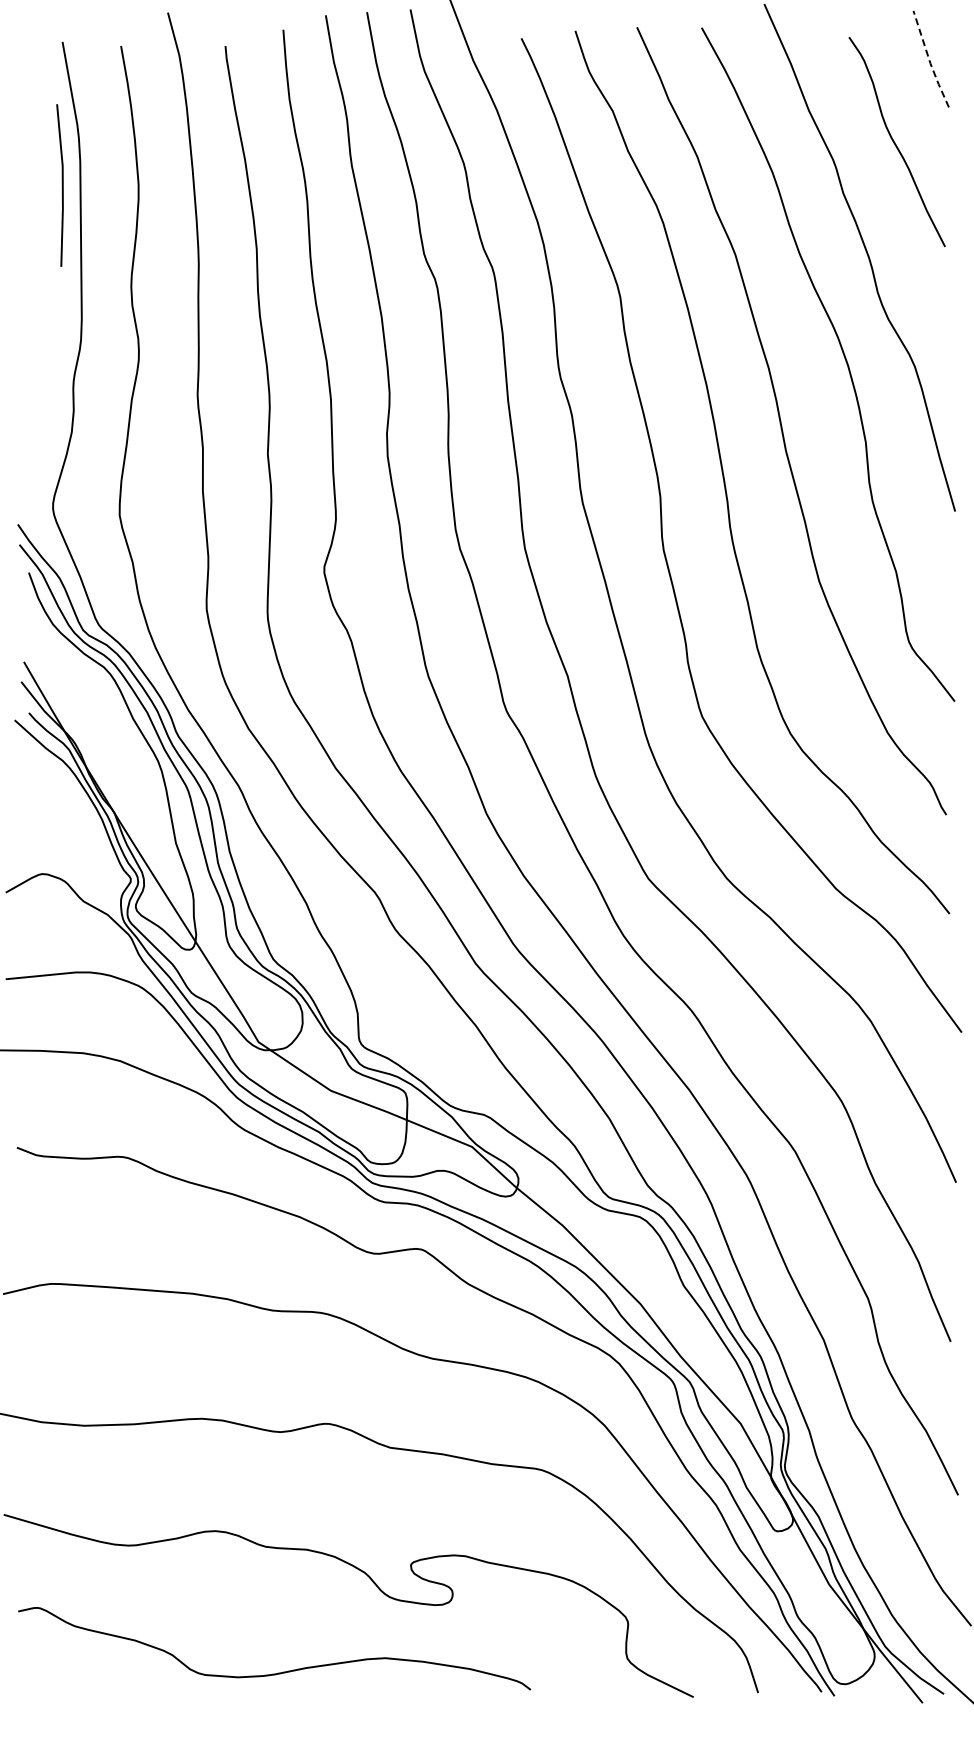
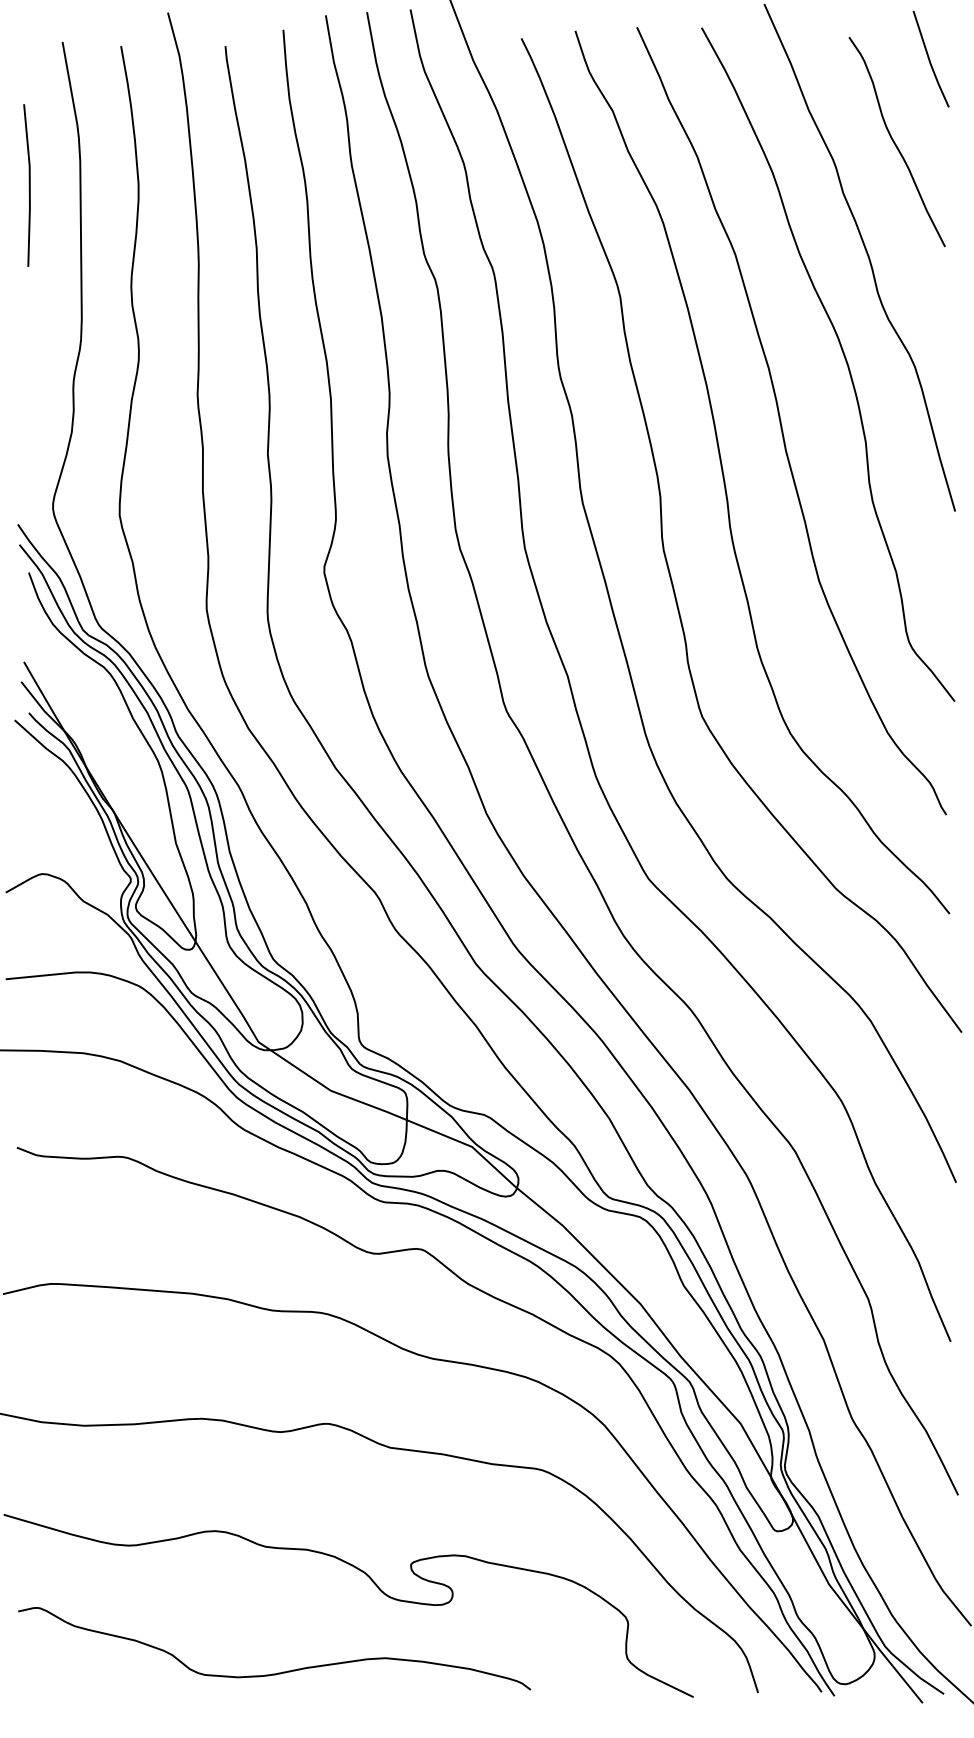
line: dashed -> solid (929, 60)
line position: (61, 185) -> (28, 185) (28, 185)
